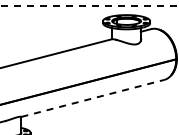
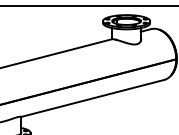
line: dashed -> solid (89, 5)
line: dashed -> solid (92, 98)
